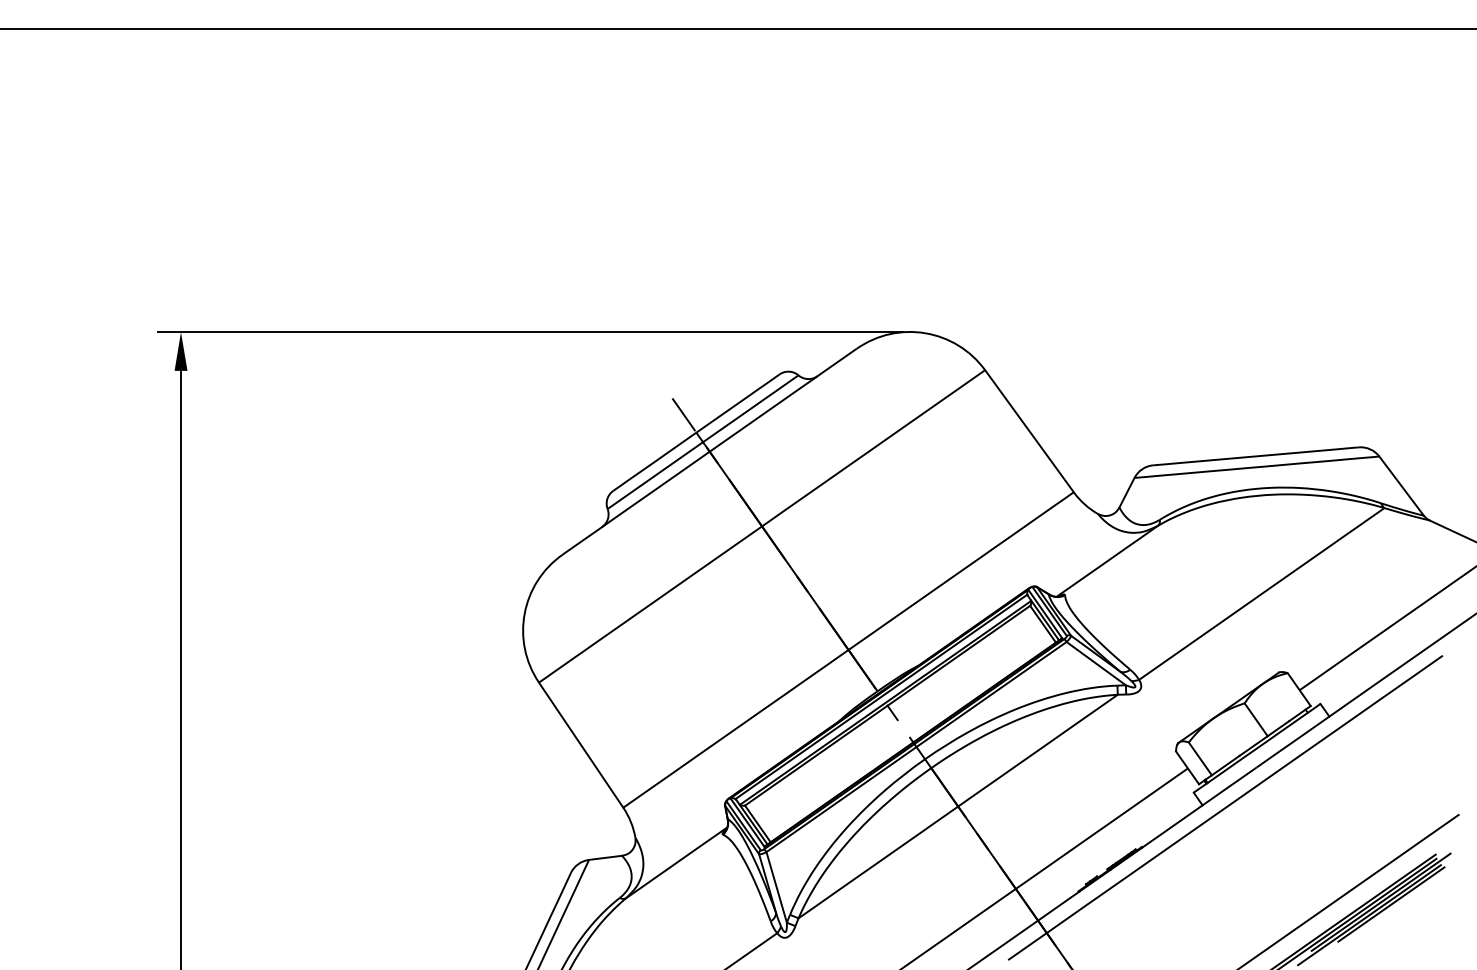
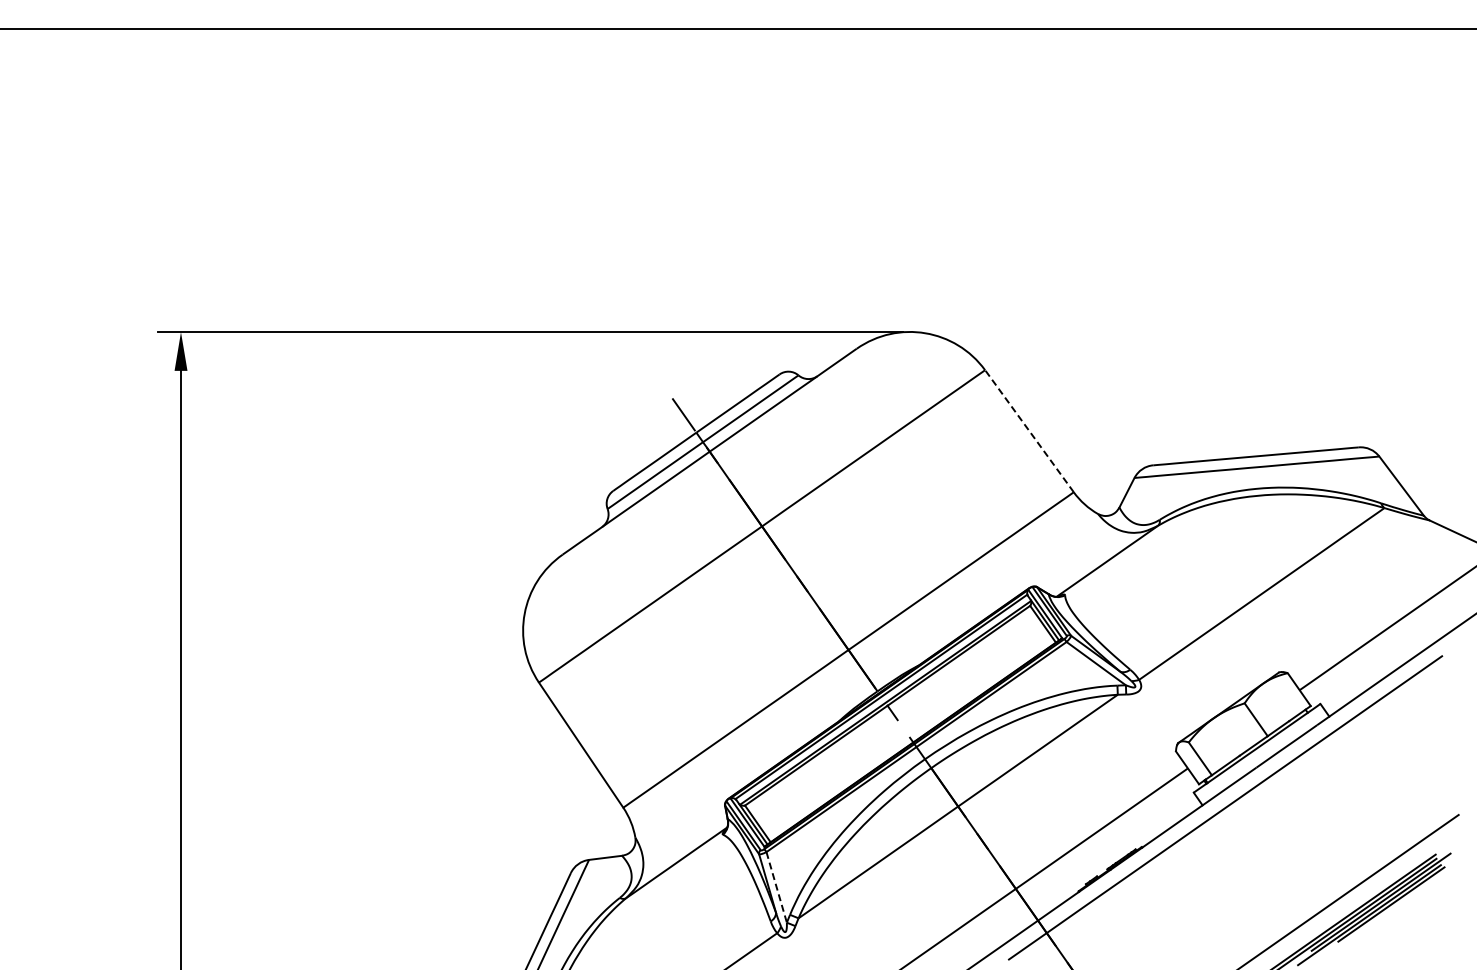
line: solid -> dashed (1029, 430)
line: solid -> dashed (776, 887)
